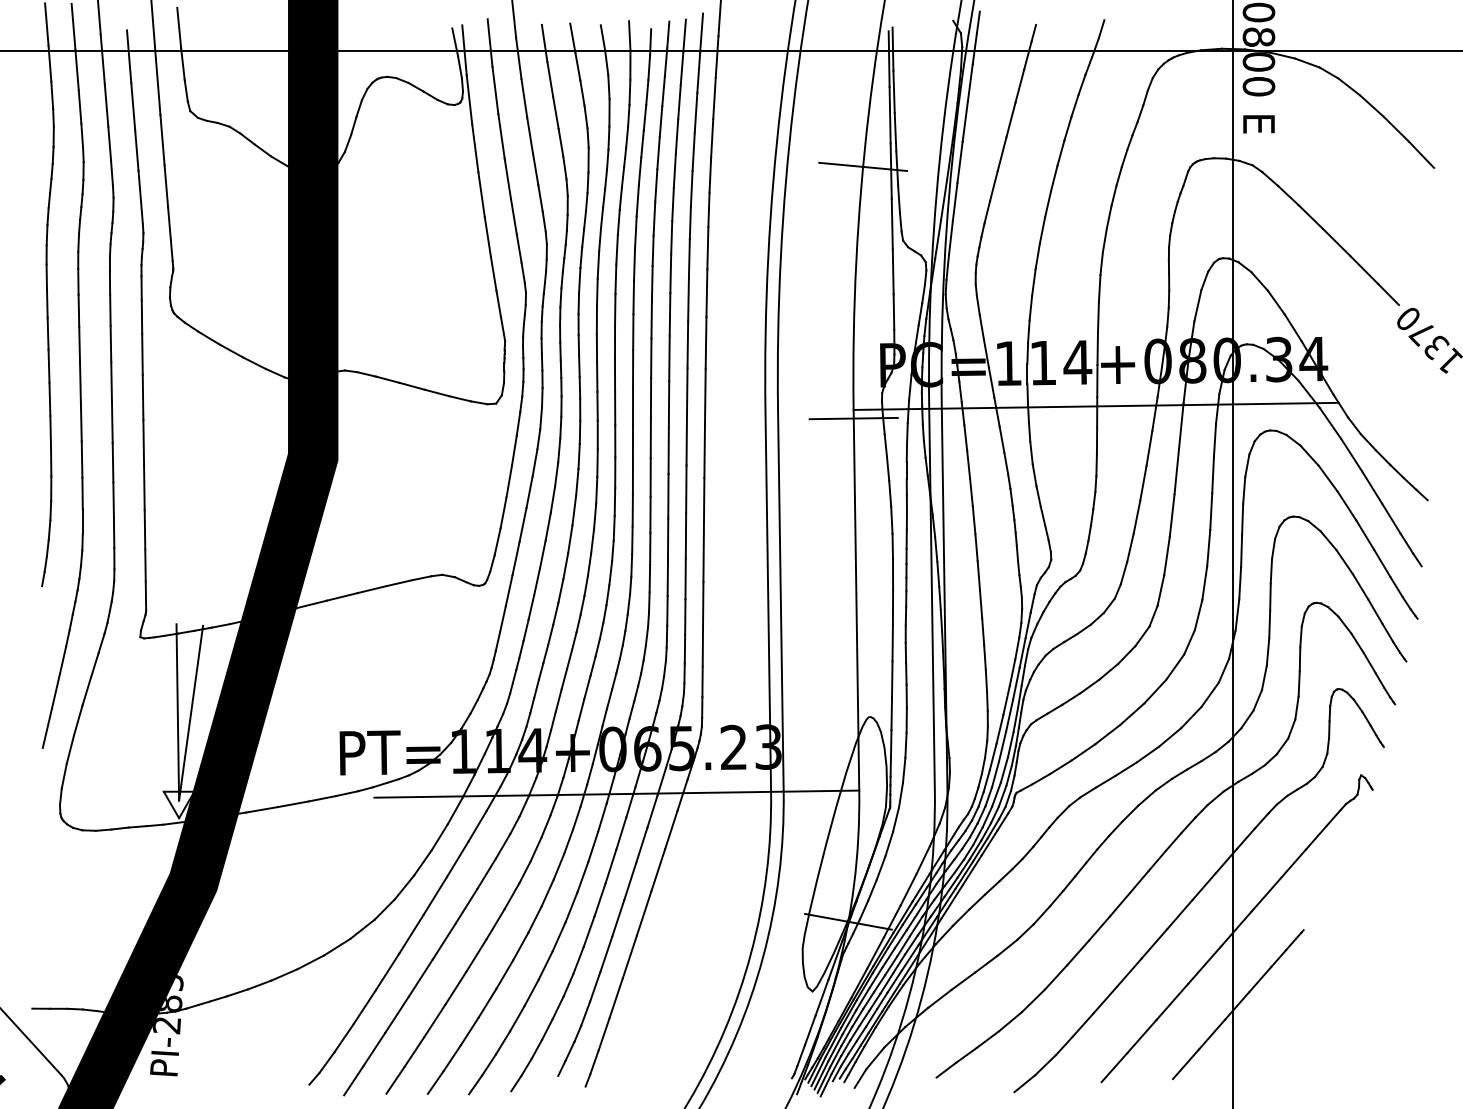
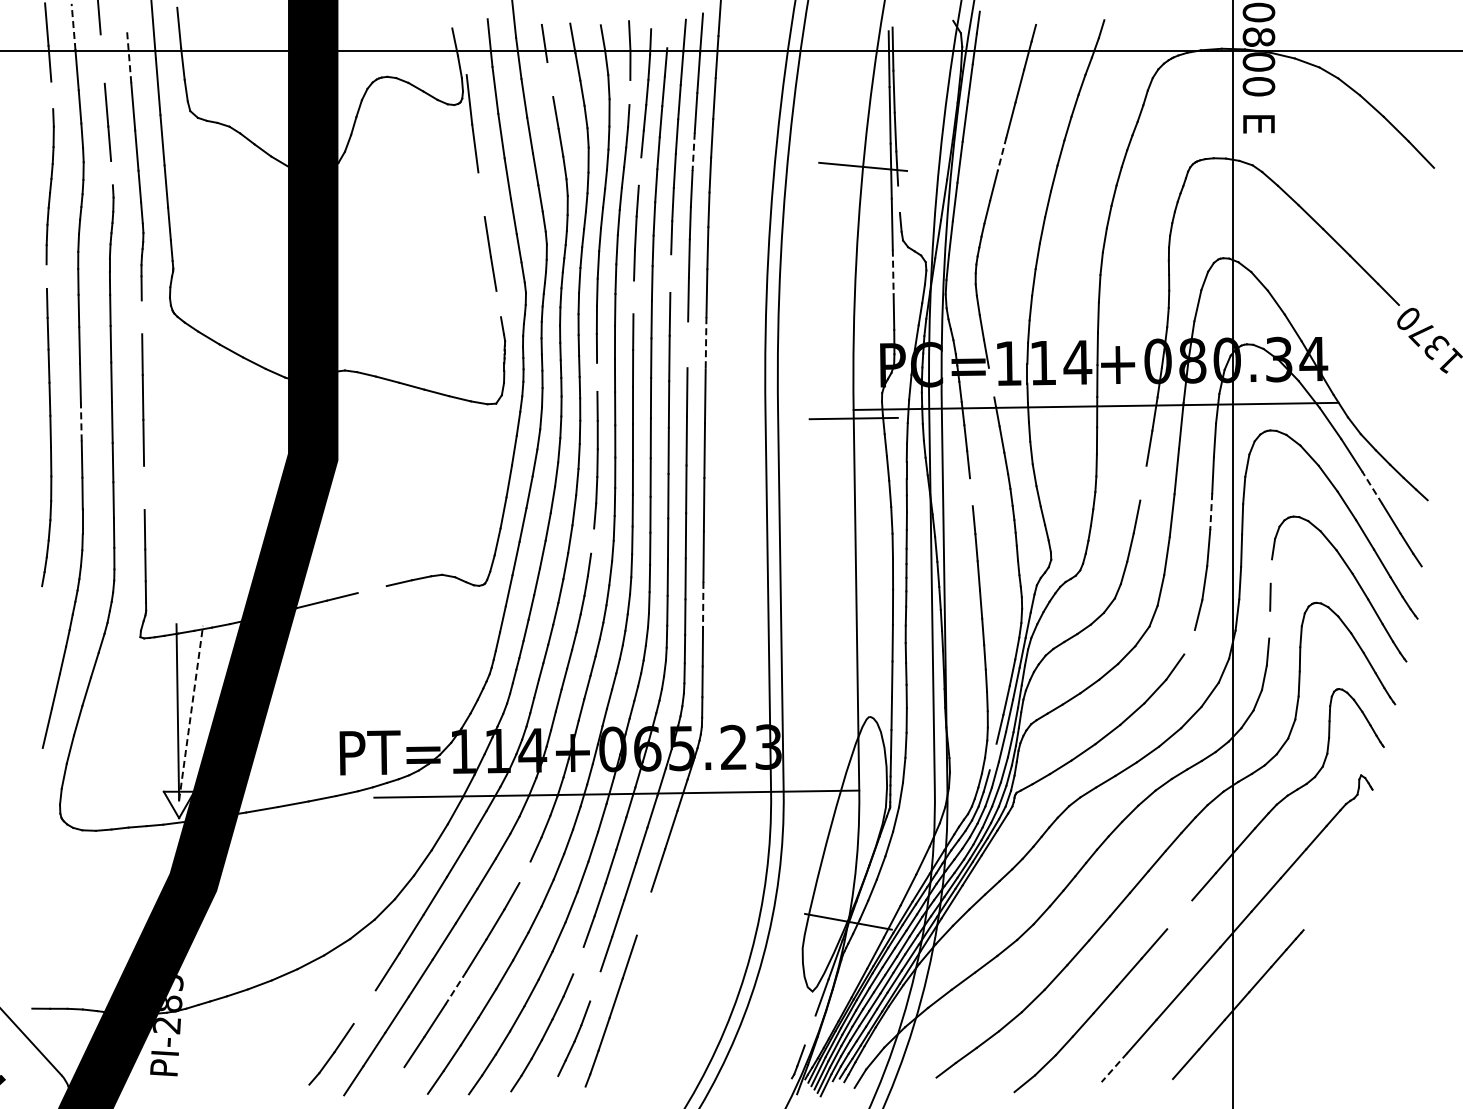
line: solid -> dashed (73, 26)
line: present -> none (668, 34)
line: present -> none (464, 50)
line: solid -> dashed (129, 56)
line: present -> none (102, 58)
line: present -> none (550, 79)
line: present -> none (629, 92)
line: present -> none (52, 95)
line: solid -> dashed (693, 152)
line: solid -> dashed (1001, 154)
line: present -> none (639, 171)
line: present -> none (111, 173)
line: present -> none (481, 194)
line: present -> none (898, 198)
line: solid -> dashed (893, 272)
line: present -> none (670, 273)
line: present -> none (46, 276)
line: present -> none (633, 297)
line: present -> none (498, 303)
line: present -> none (141, 317)
line: solid -> dashed (706, 343)
line: present -> none (687, 344)
line: present -> none (597, 376)
line: present -> none (991, 382)
line: solid -> dashed (81, 421)
line: present -> none (1143, 482)
line: present -> none (144, 487)
line: solid -> dashed (1372, 487)
line: present -> none (971, 492)
line: solid -> dashed (1211, 512)
line: present -> none (592, 540)
line: present -> none (1271, 571)
line: present -> none (371, 589)
line: solid -> dashed (703, 604)
line: present -> none (1269, 624)
line: present -> none (1189, 641)
line: solid -> dashed (191, 712)
line: present -> none (992, 756)
line: present -> none (524, 872)
line: present -> none (643, 913)
line: present -> none (1179, 914)
line: present -> none (578, 960)
line: present -> none (595, 986)
line: solid -> dashed (455, 988)
line: present -> none (364, 1007)
line: present -> none (809, 1030)
line: solid -> dashed (1114, 1067)
line: present -> none (395, 1080)
